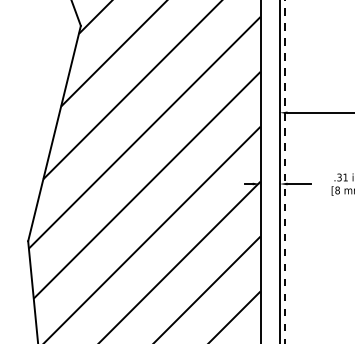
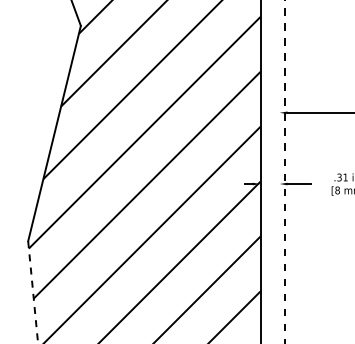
line: present -> none (279, 171)
line: solid -> dashed (33, 292)
